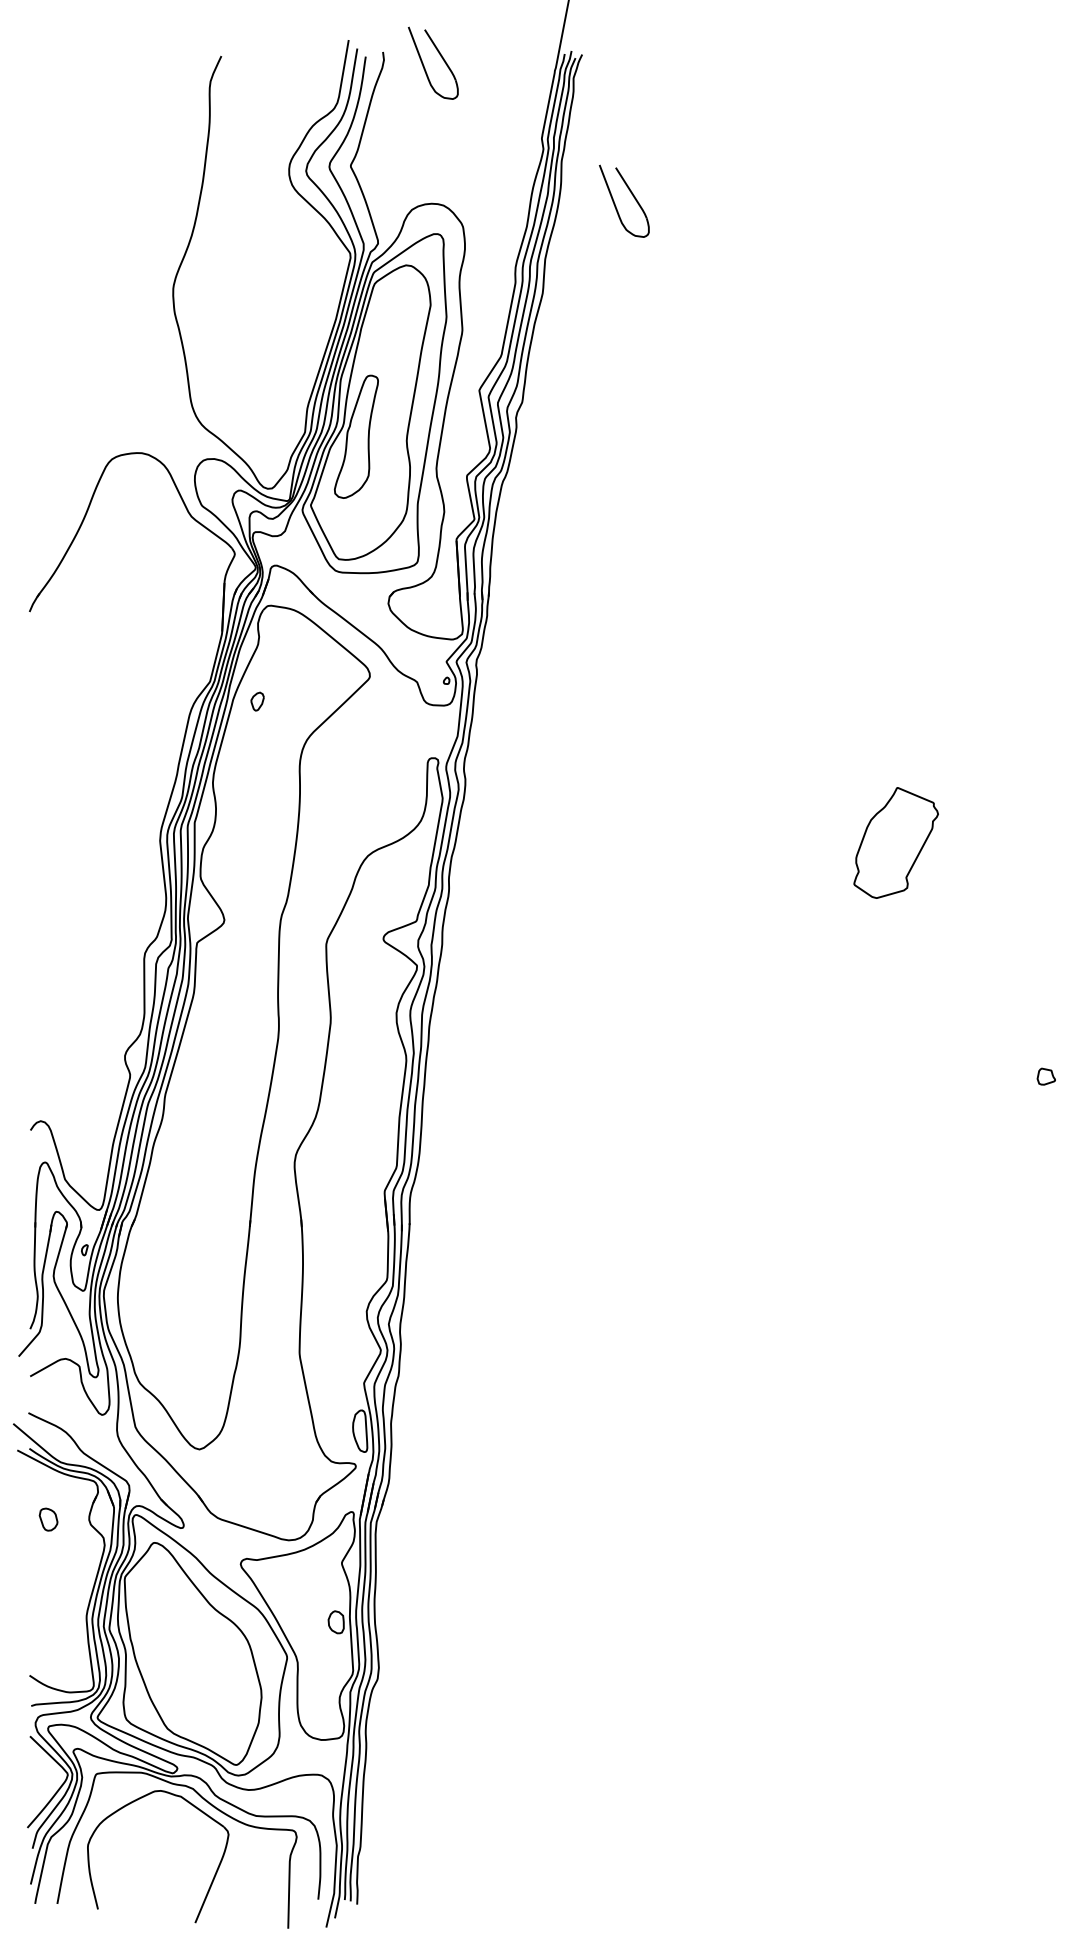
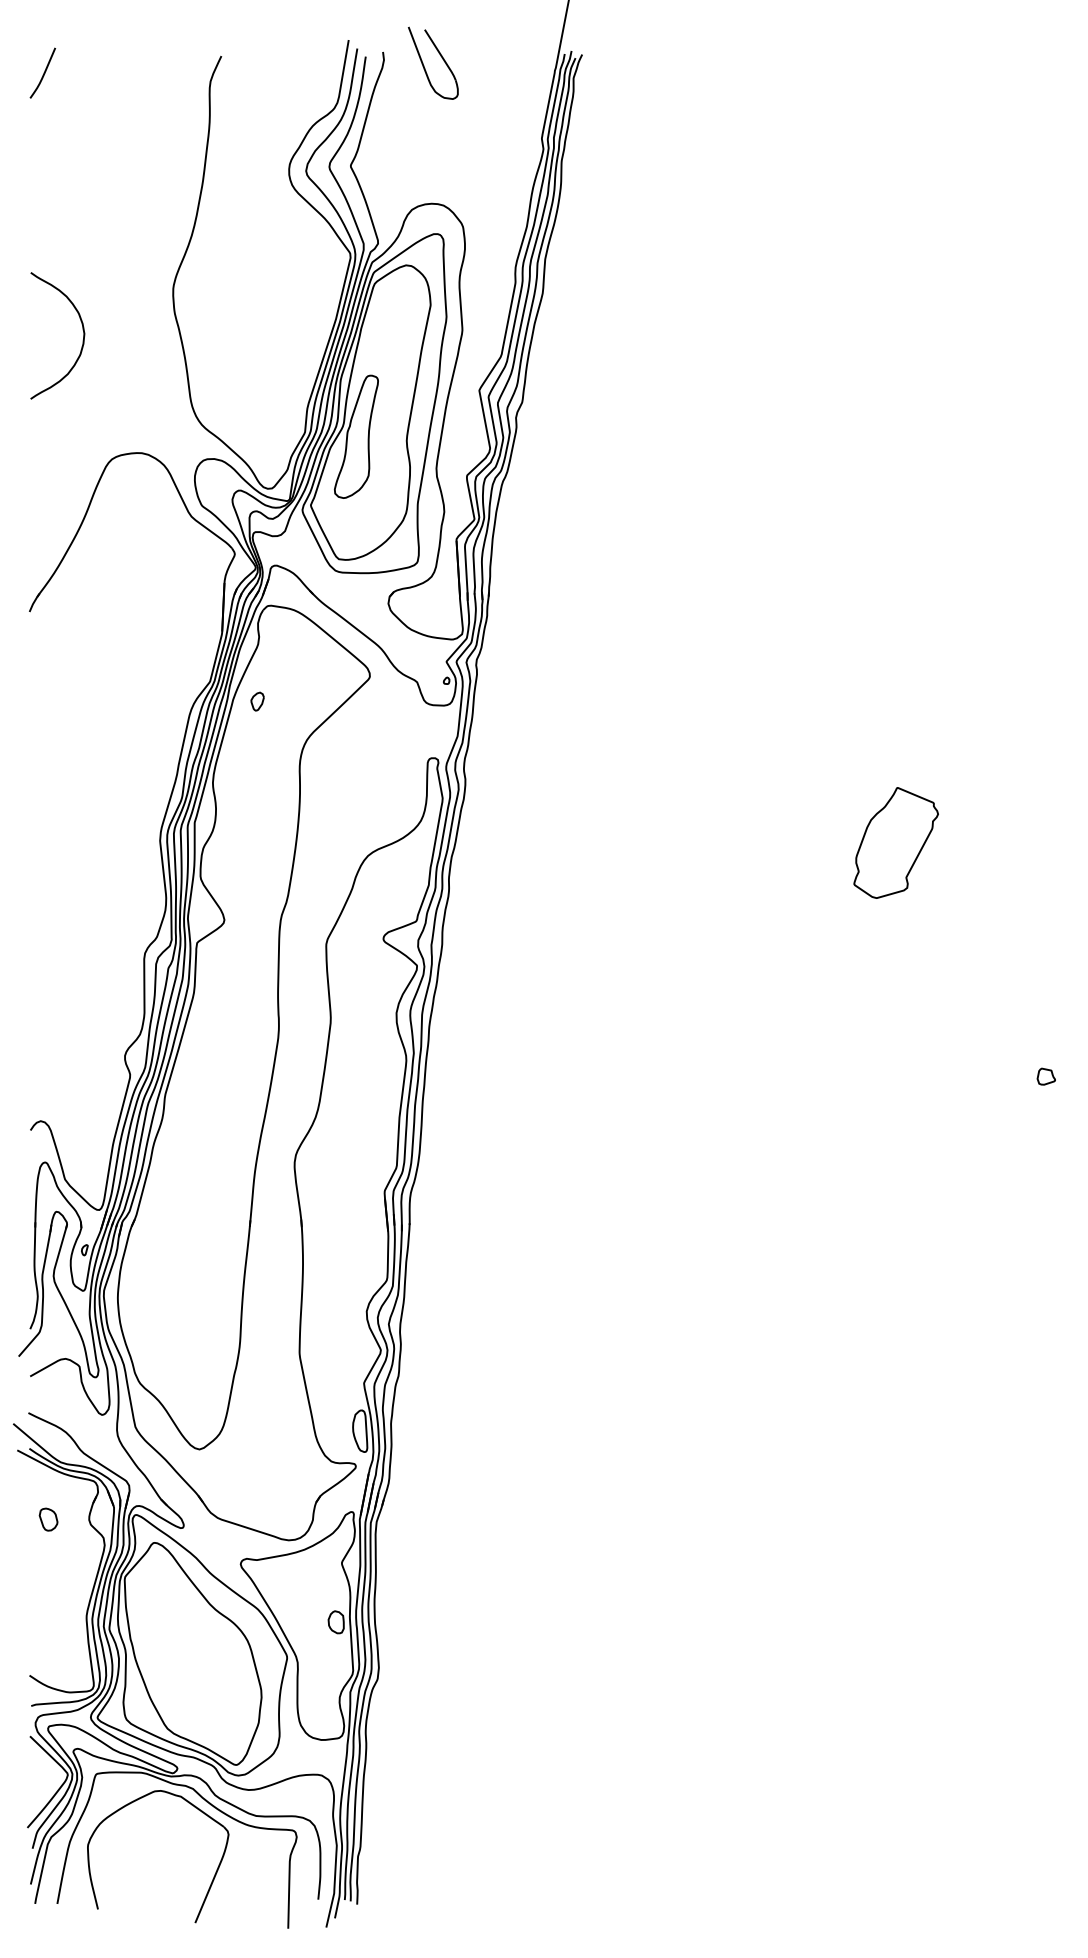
curve: none -> present (43, 72)
part: present -> none (631, 194)
curve: none -> present (82, 330)
